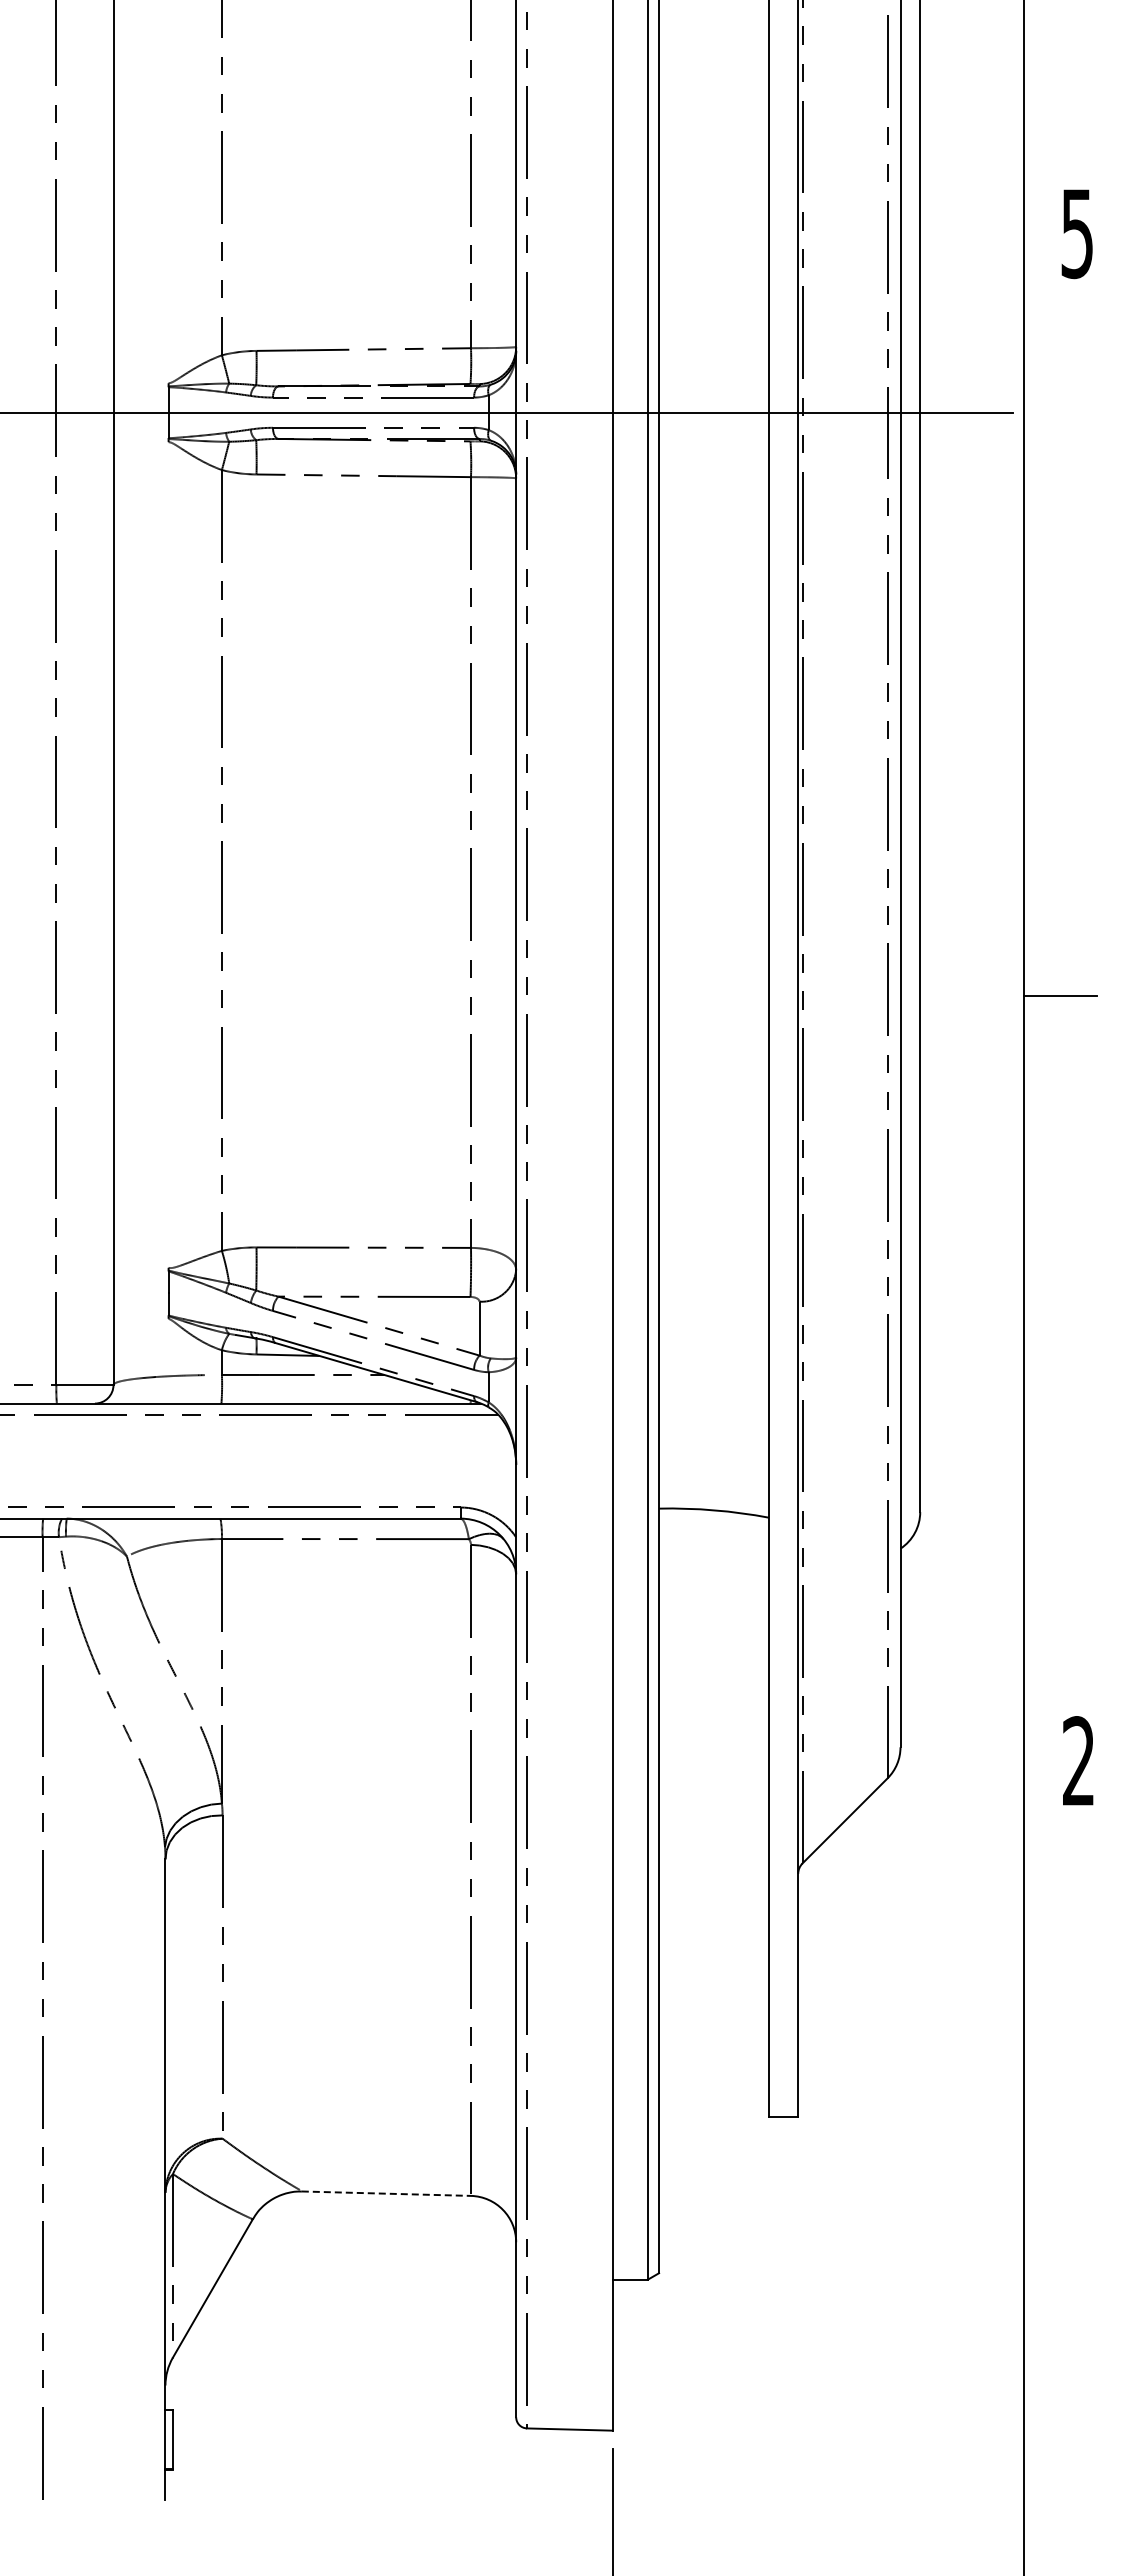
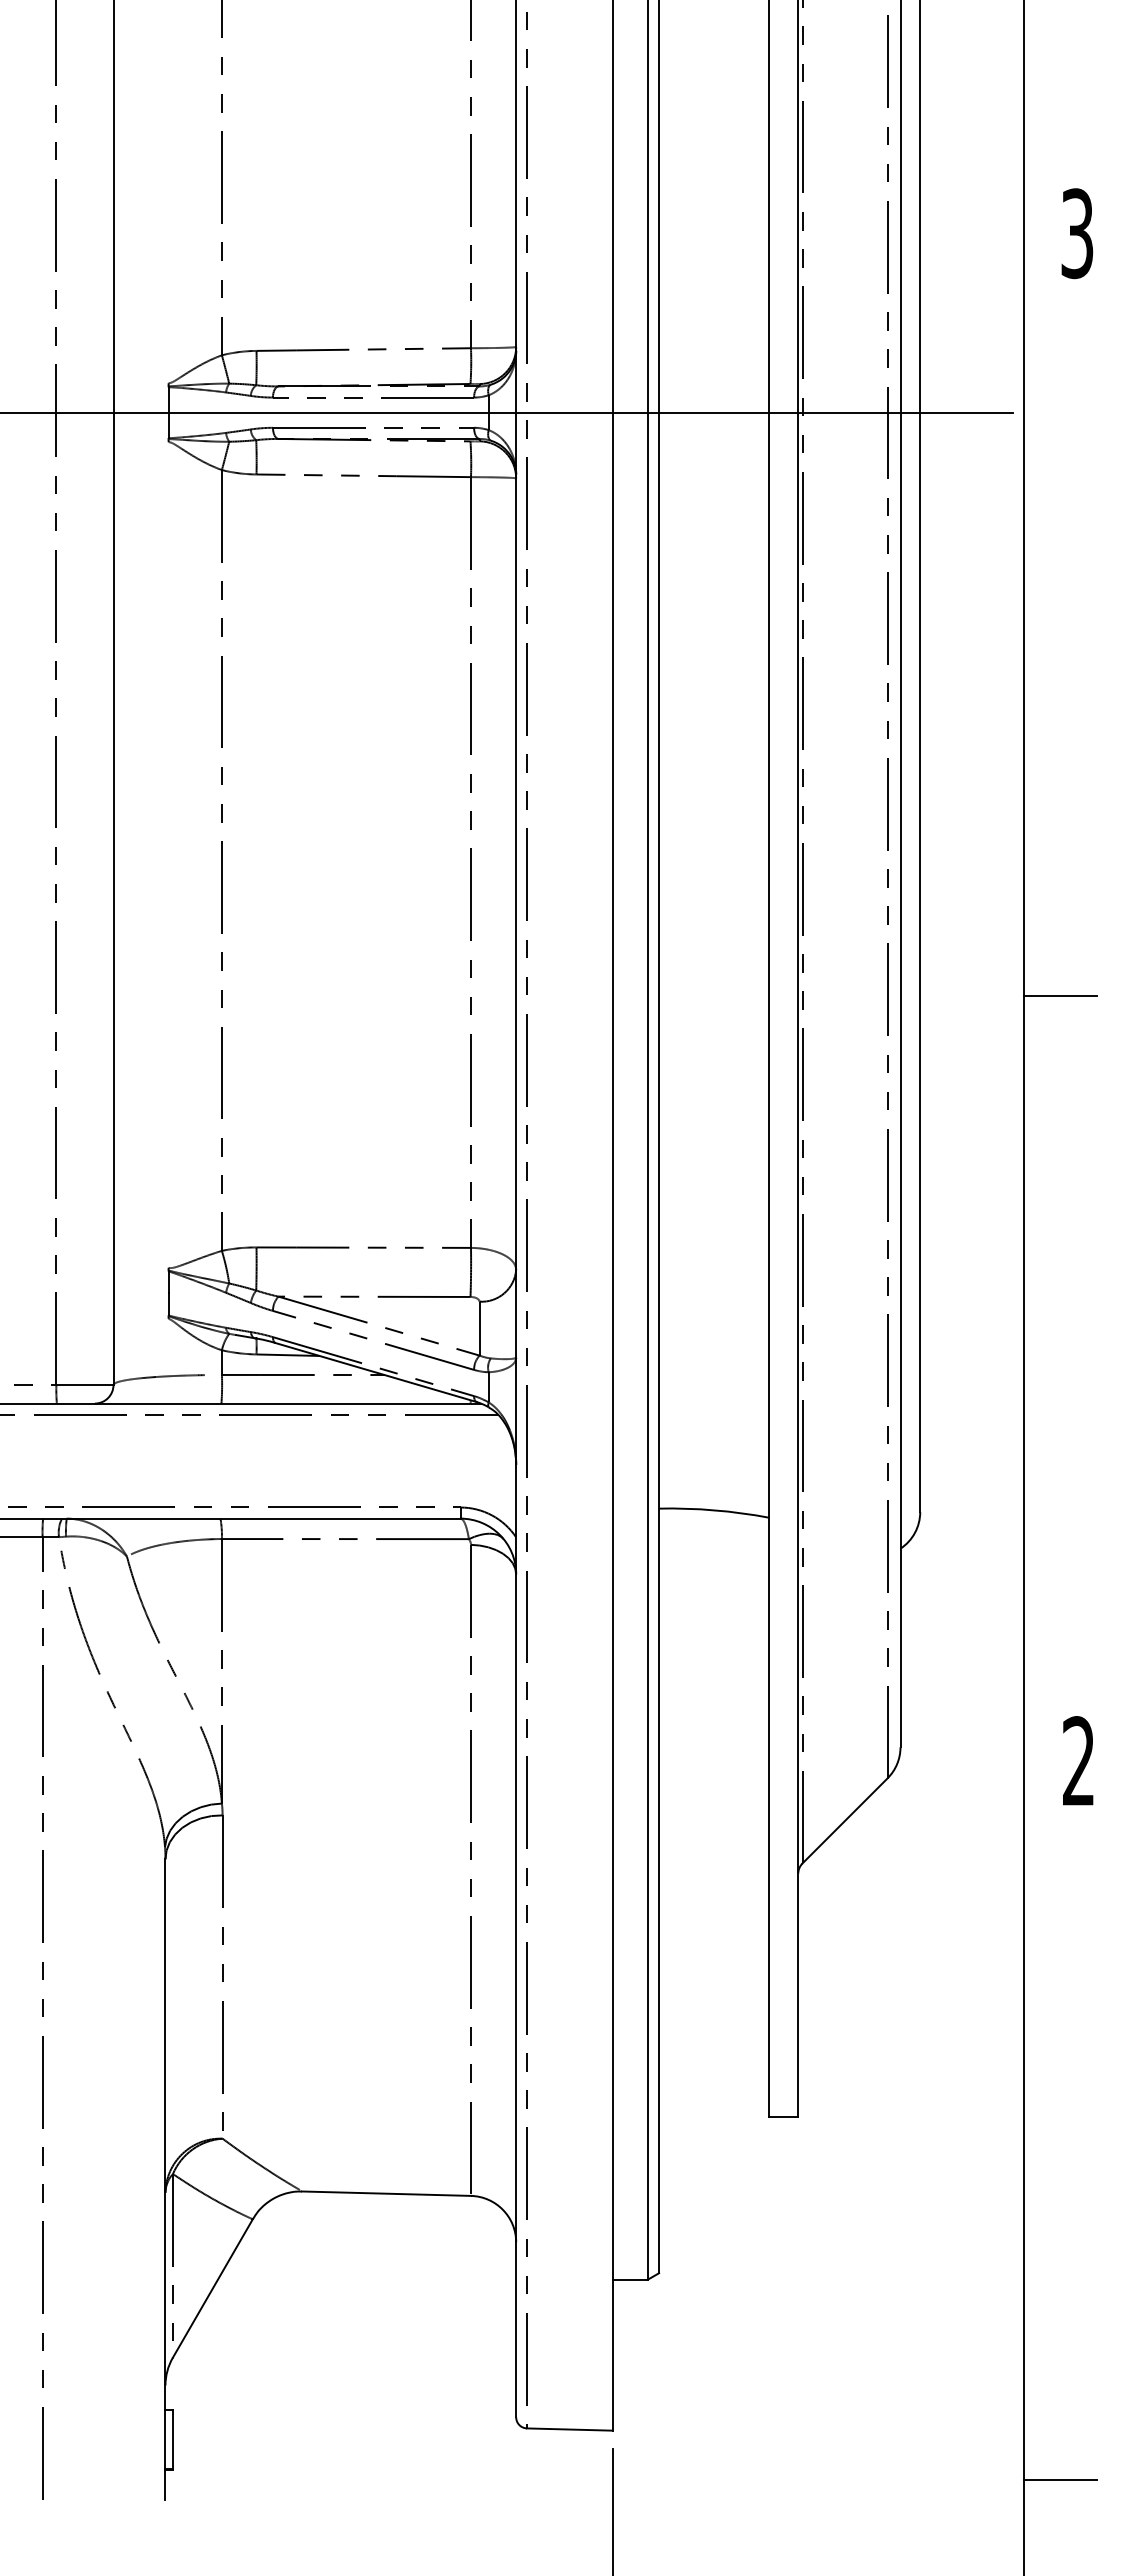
text: 5 -> 3 (1077, 233)
line: dashed -> solid (386, 2193)
line: none -> present (1059, 2480)
